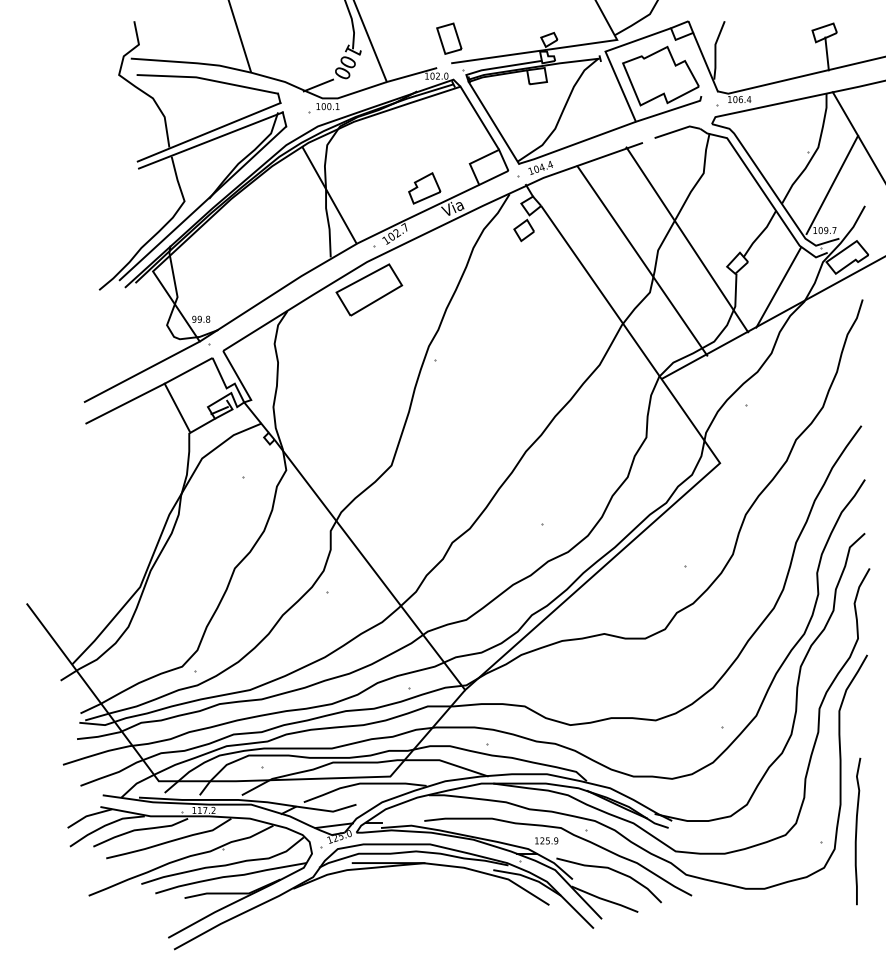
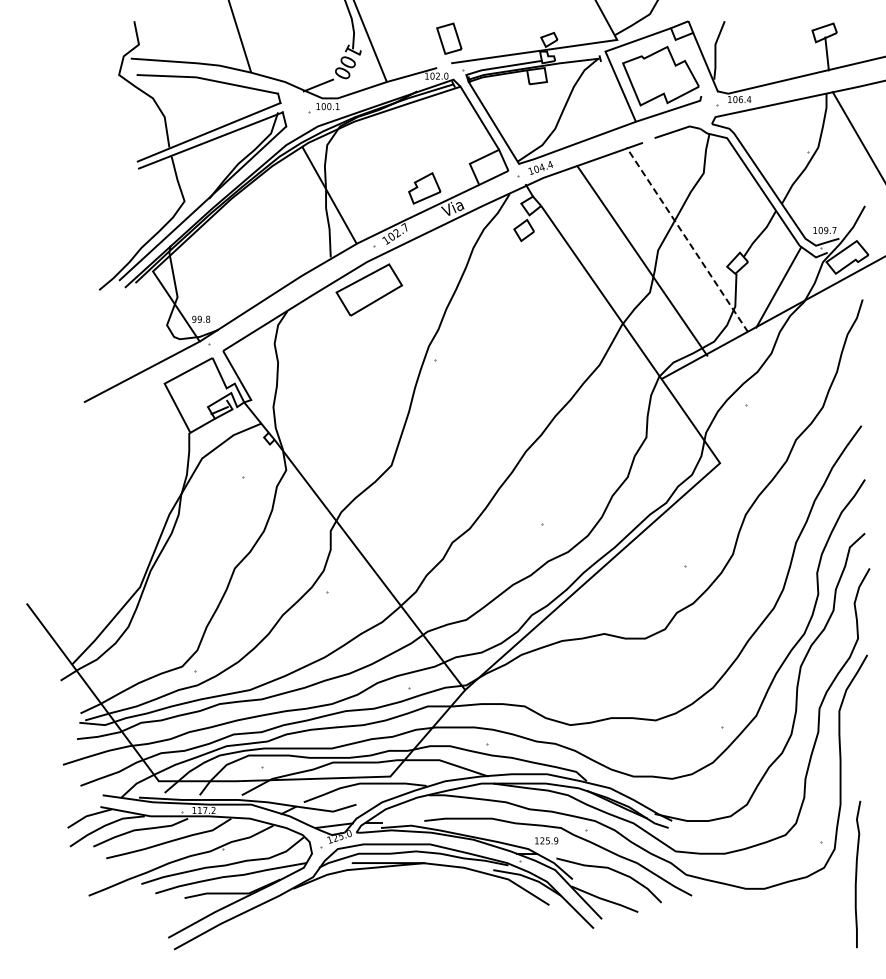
line: present -> none (832, 184)
line: solid -> dashed (687, 239)
line: present -> none (125, 403)
curve position: (857, 831) -> (857, 874) (857, 874)
